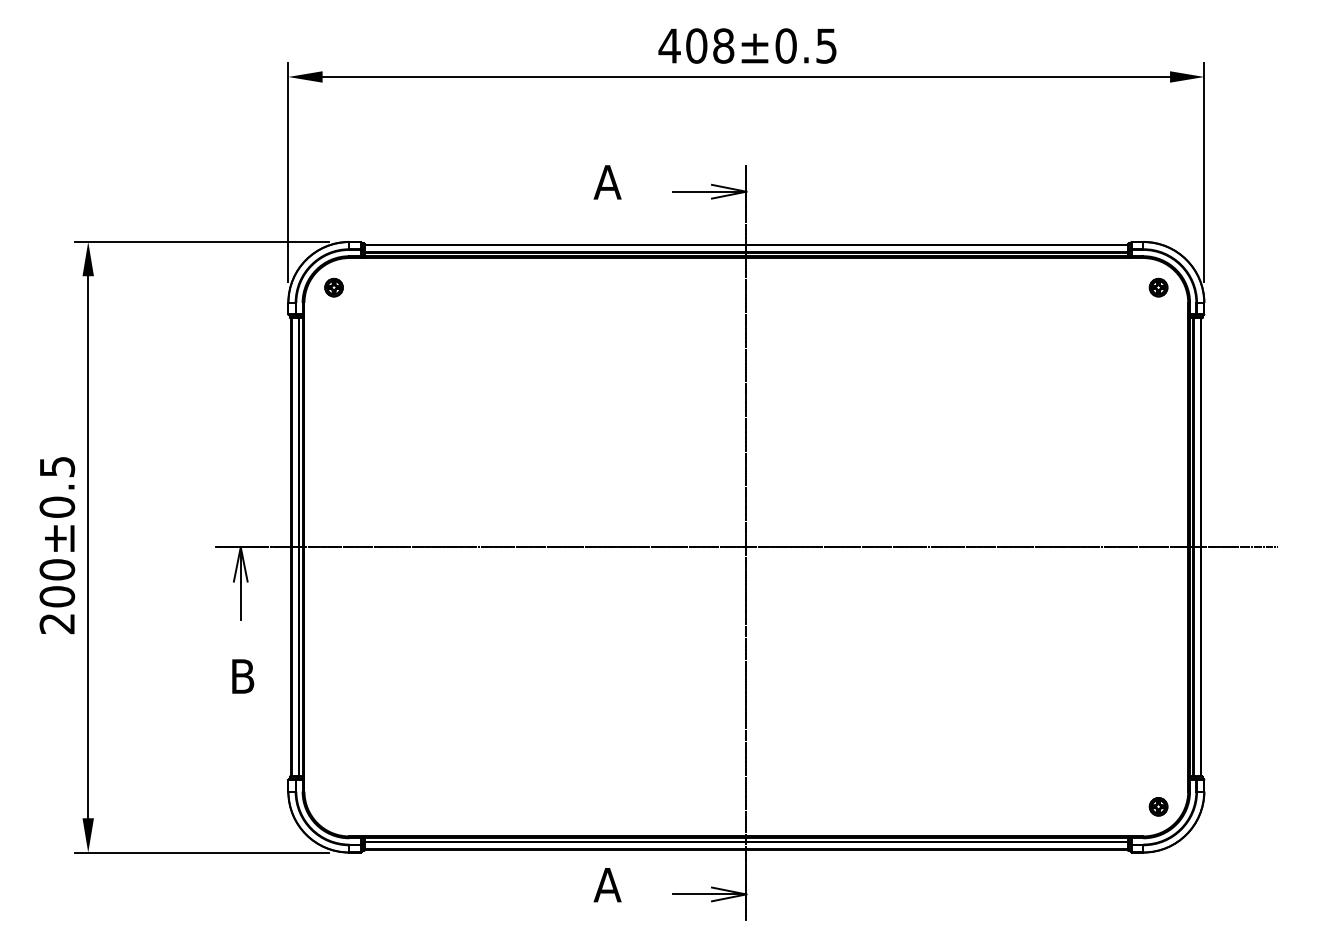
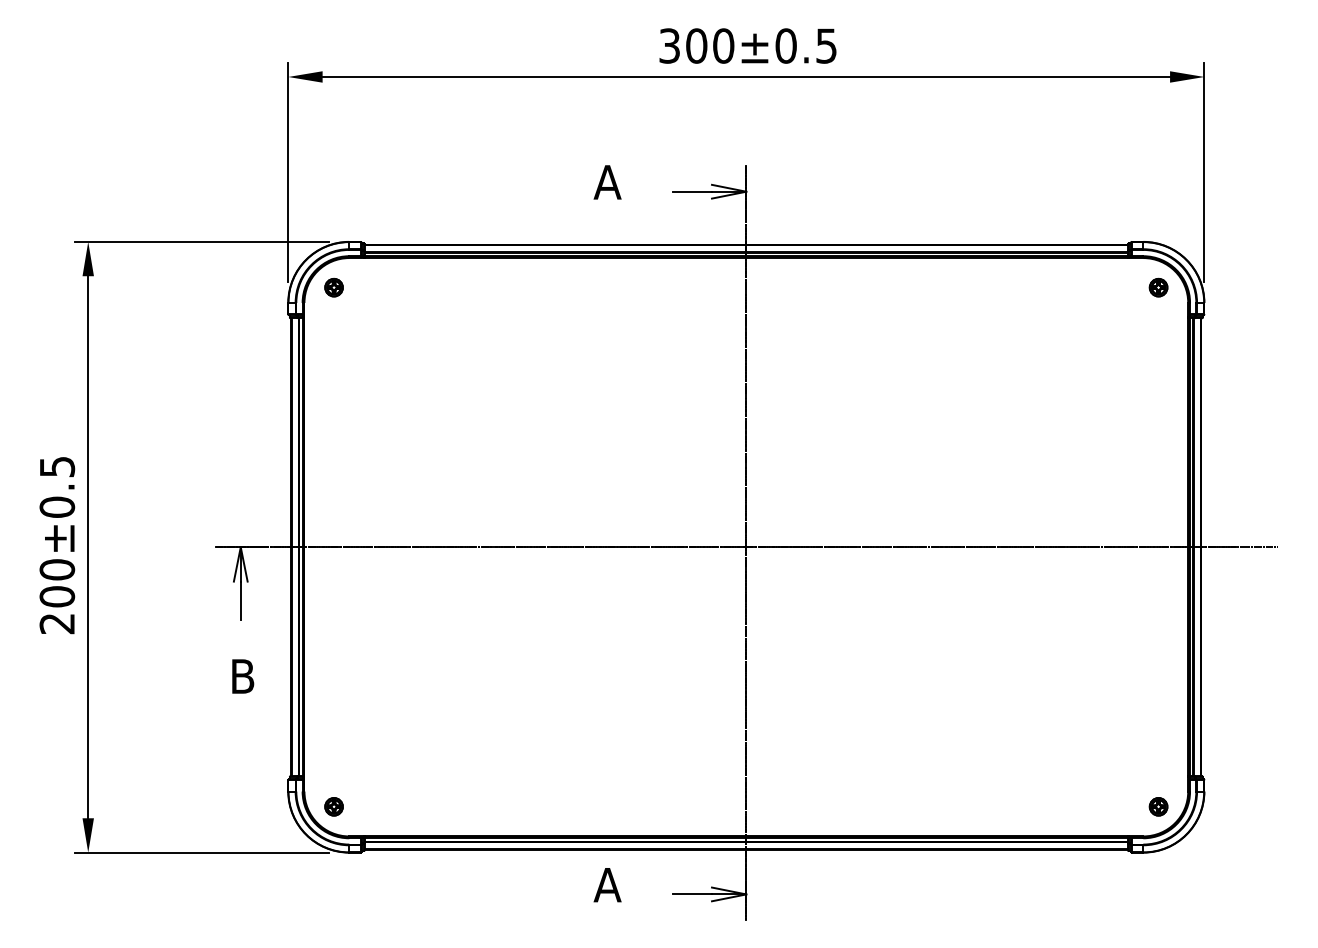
text: 408±0.5 -> 300±0.5 (696, 45)
part: none -> present (333, 806)
